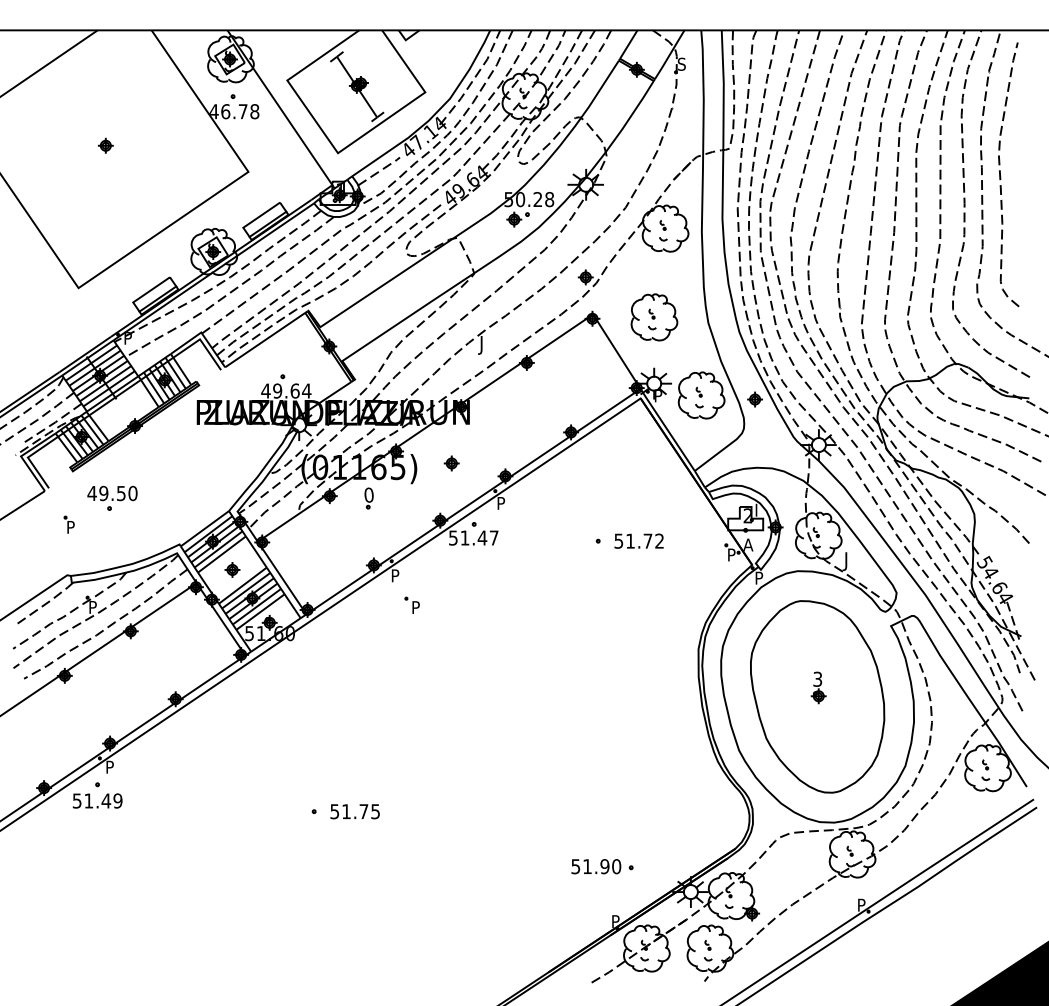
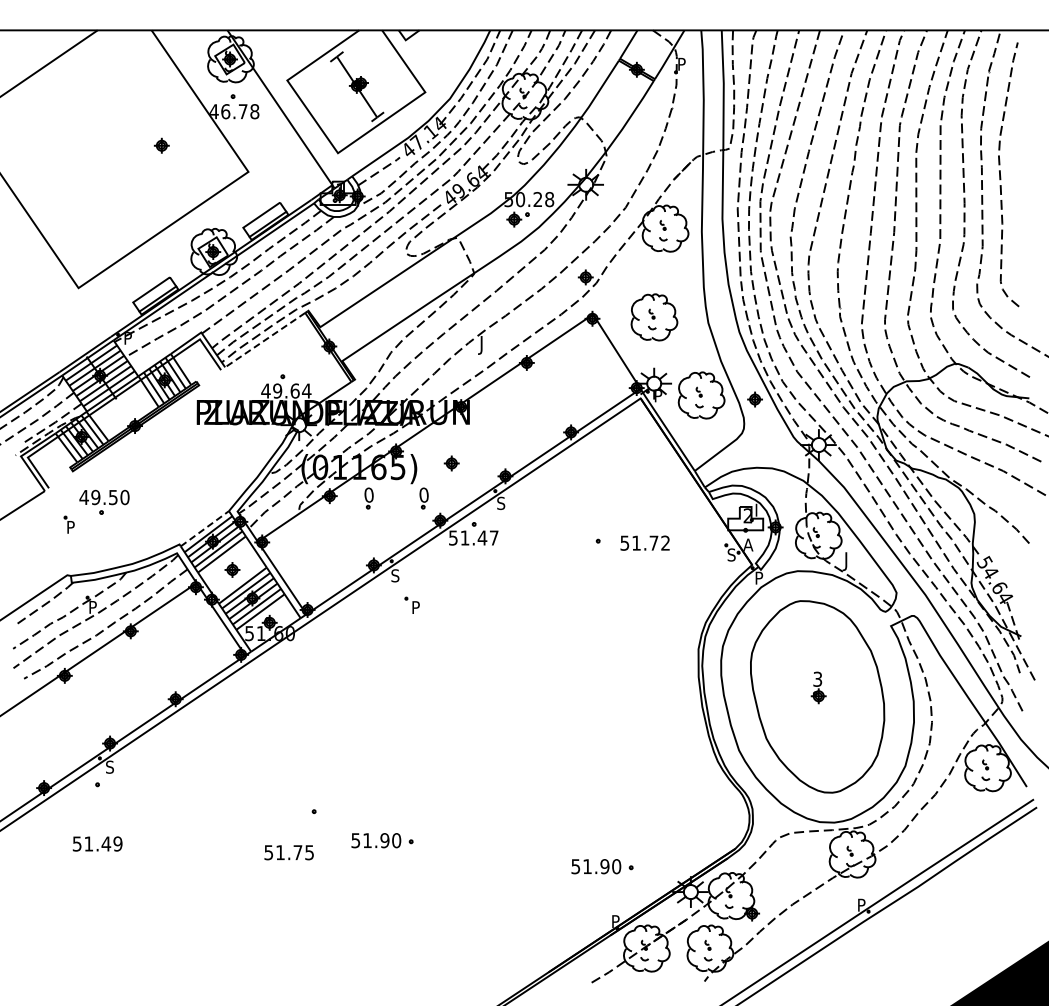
text: S -> P (681, 63)
part position: (105, 145) -> (161, 145) (161, 145)
line: solid -> dashed (264, 340)
part position: (112, 497) -> (104, 501) (104, 501)
part: none -> present (423, 498)
text: P -> S (501, 503)
line: solid -> dashed (204, 528)
text position: (638, 540) -> (644, 542) (644, 542)
text: P -> S (731, 554)
text: P -> S (395, 575)
text: P -> S (109, 766)
text position: (97, 800) -> (97, 843) (97, 843)
text position: (354, 811) -> (288, 852) (288, 852)
part: none -> present (382, 840)
